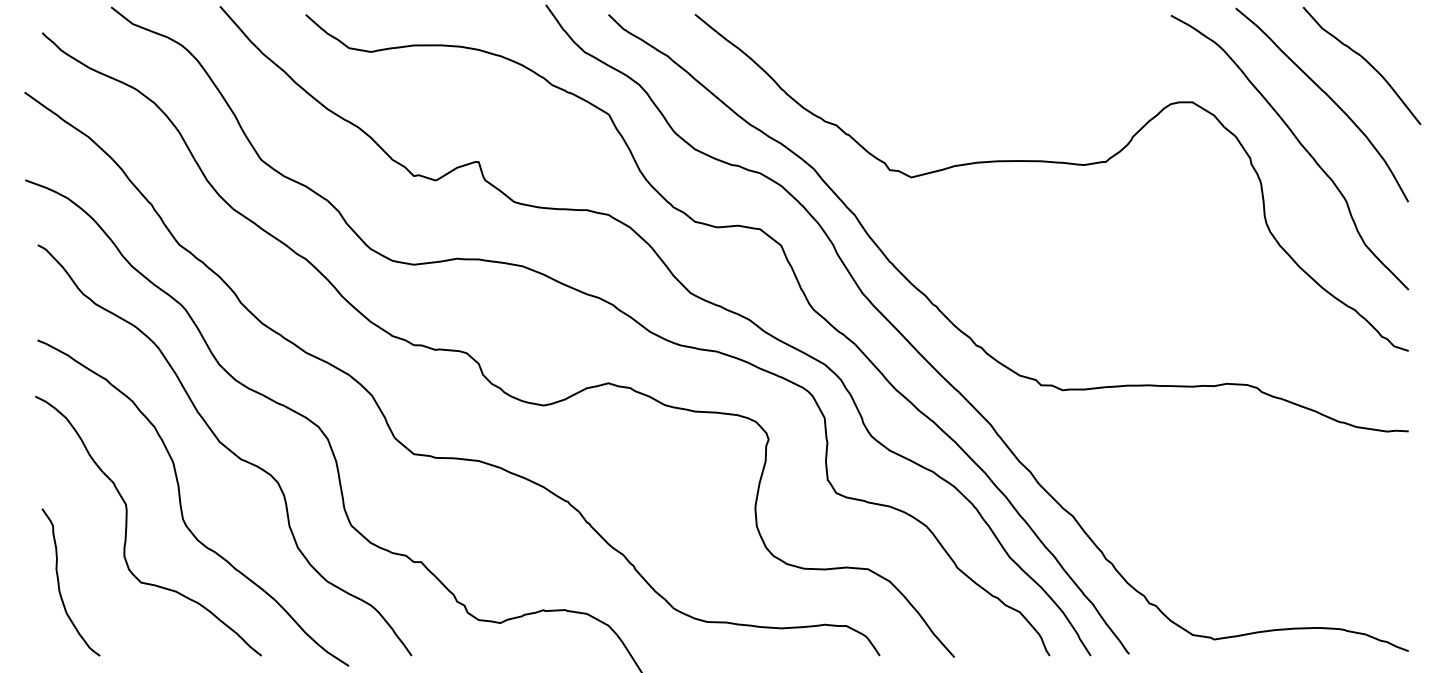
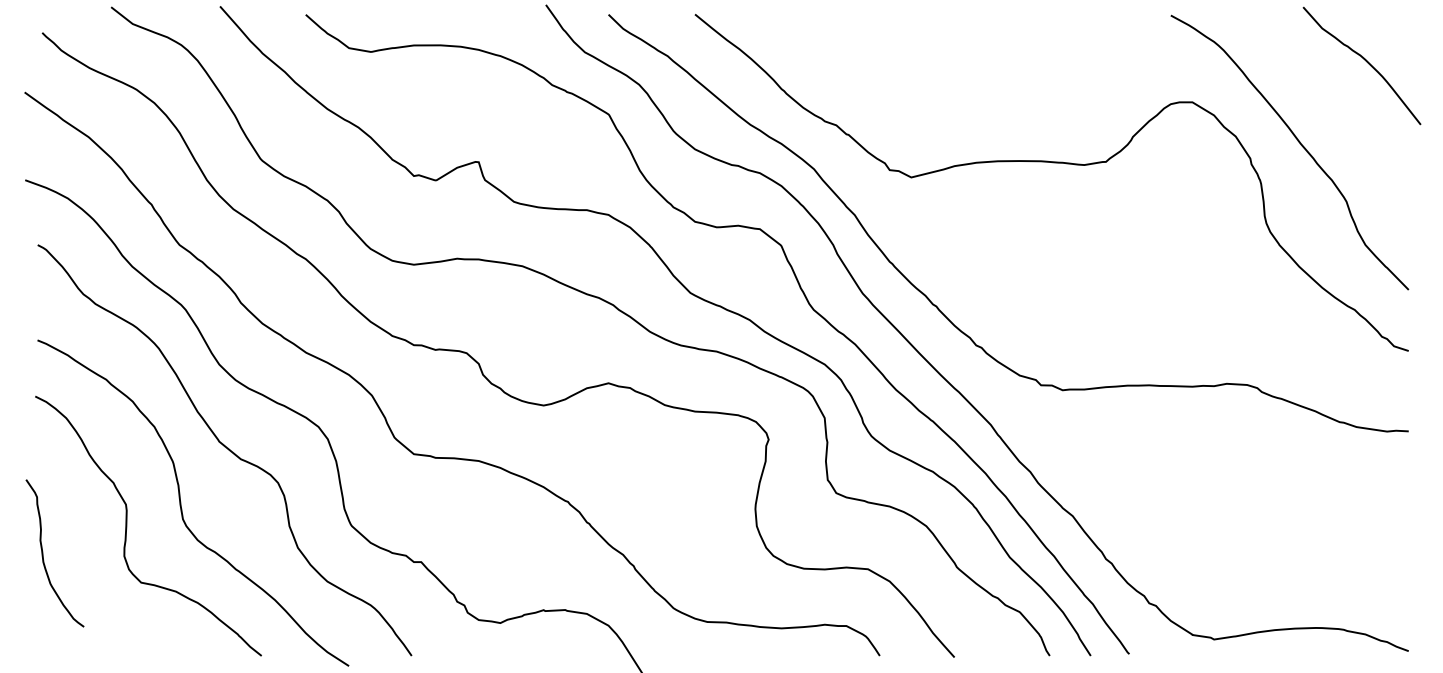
curve: present -> none (1328, 97)
curve position: (59, 582) -> (43, 553) (43, 553)
